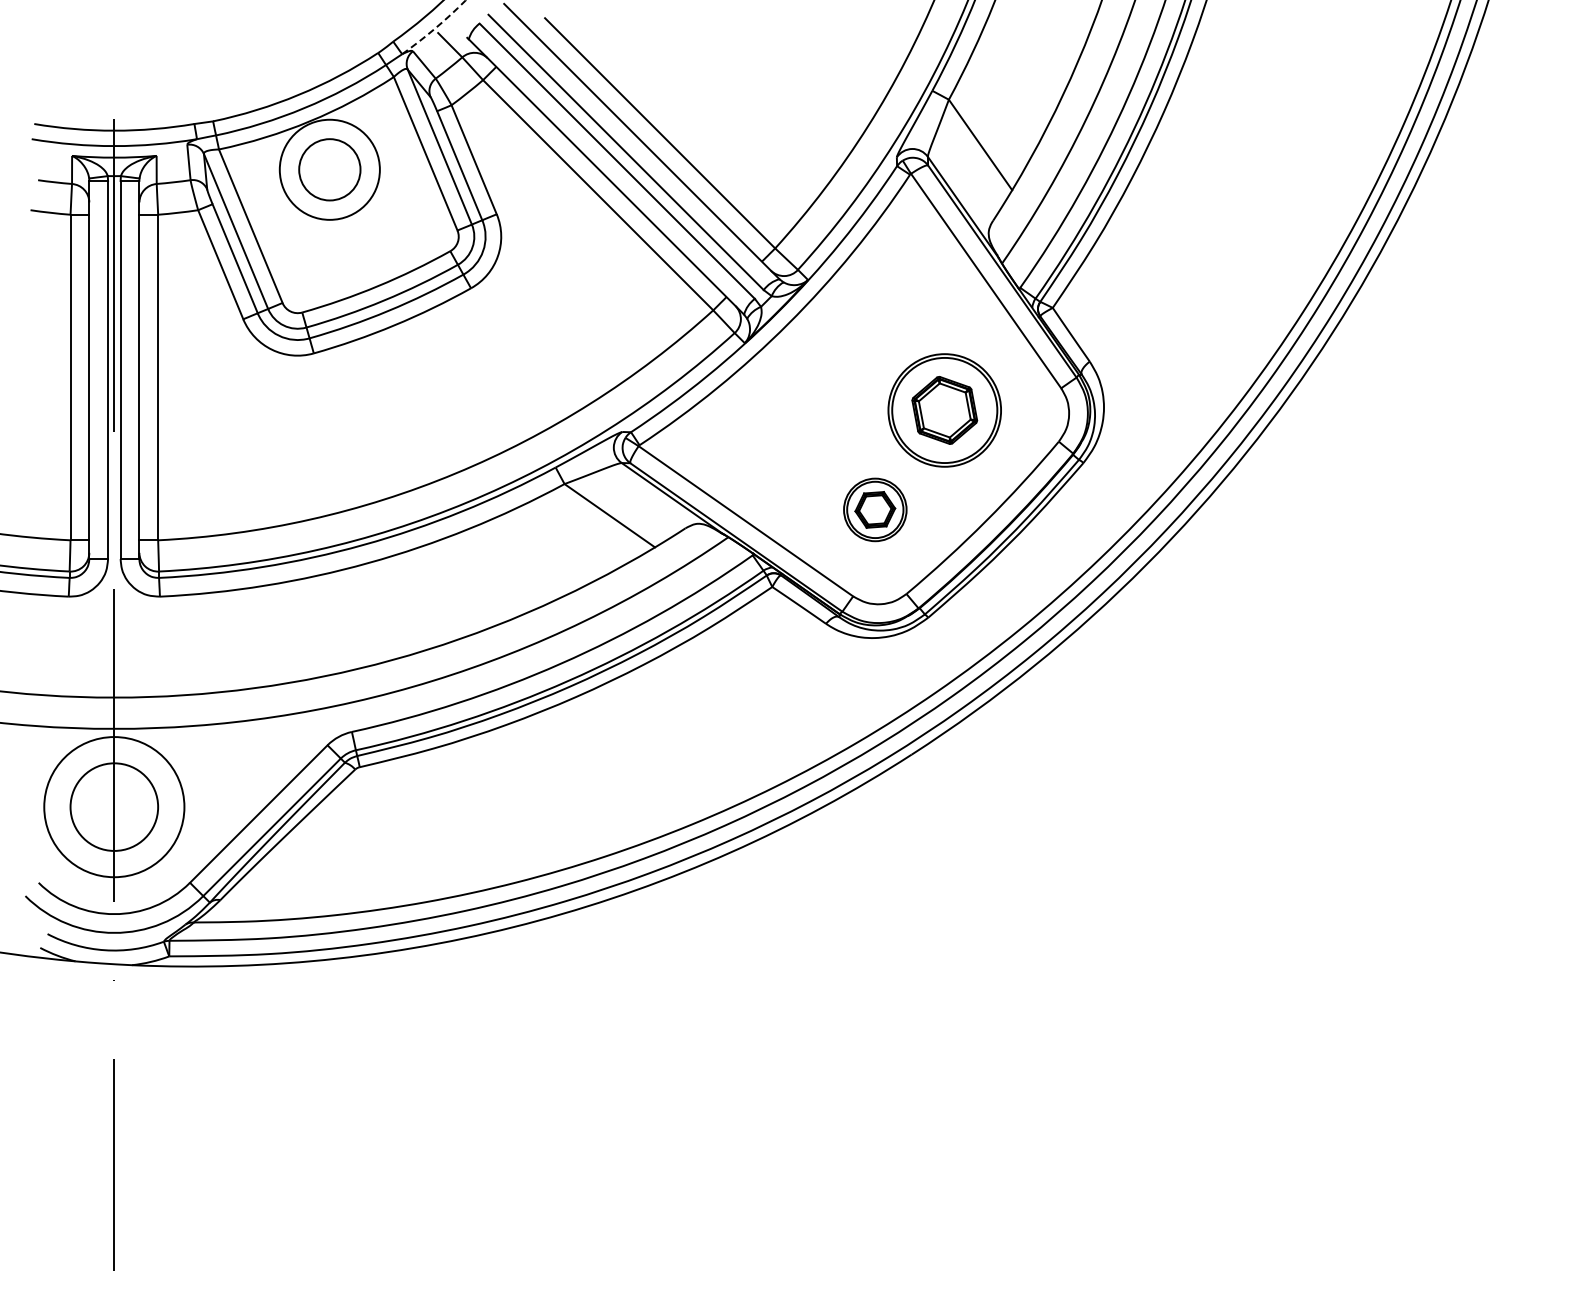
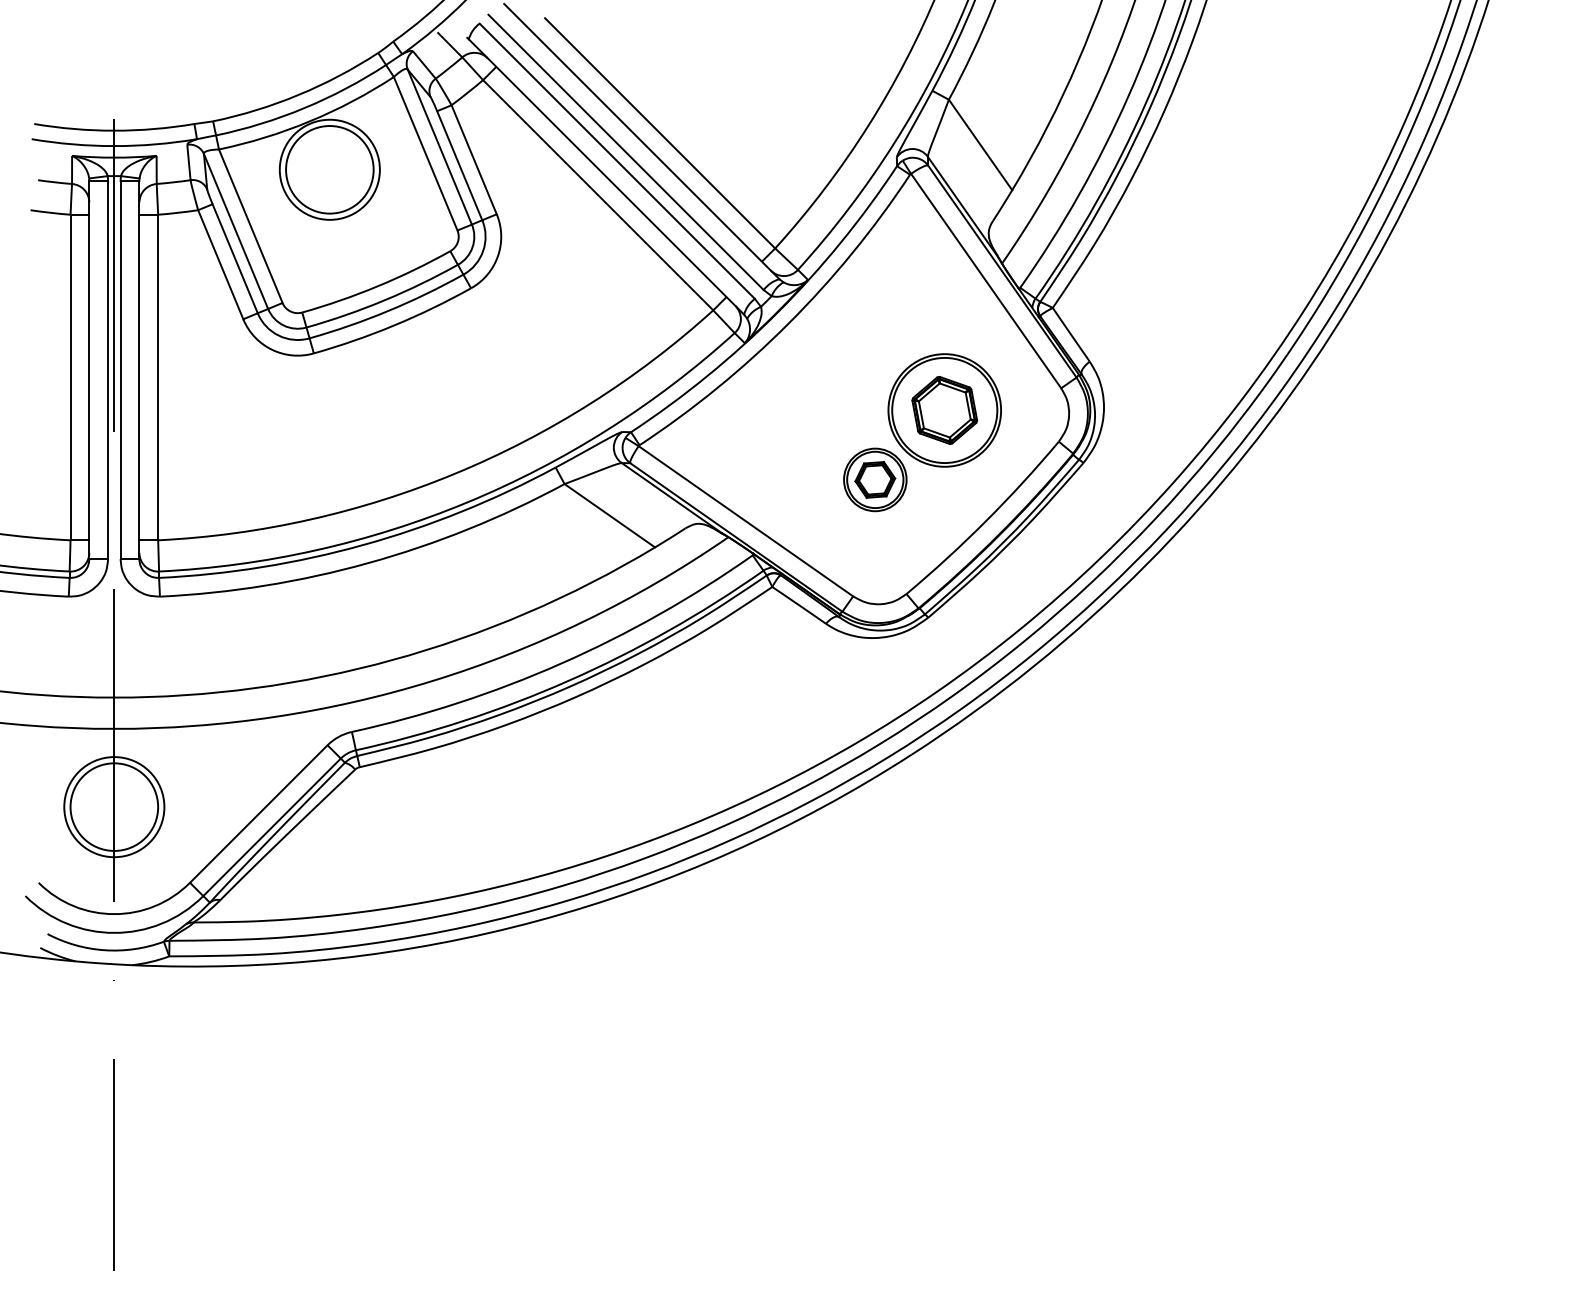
arc: dashed -> solid (434, 28)
circle diameter: 61 px -> 88 px (329, 169)
part position: (875, 509) -> (875, 479) (875, 479)
circle diameter: 140 px -> 100 px (114, 807)
